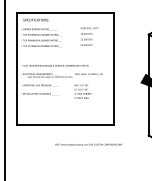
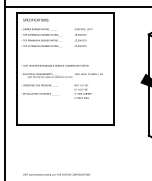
line: none -> present (76, 7)
text position: (89, 36) -> (83, 37) (83, 37)
text position: (88, 144) -> (56, 174) (56, 174)
